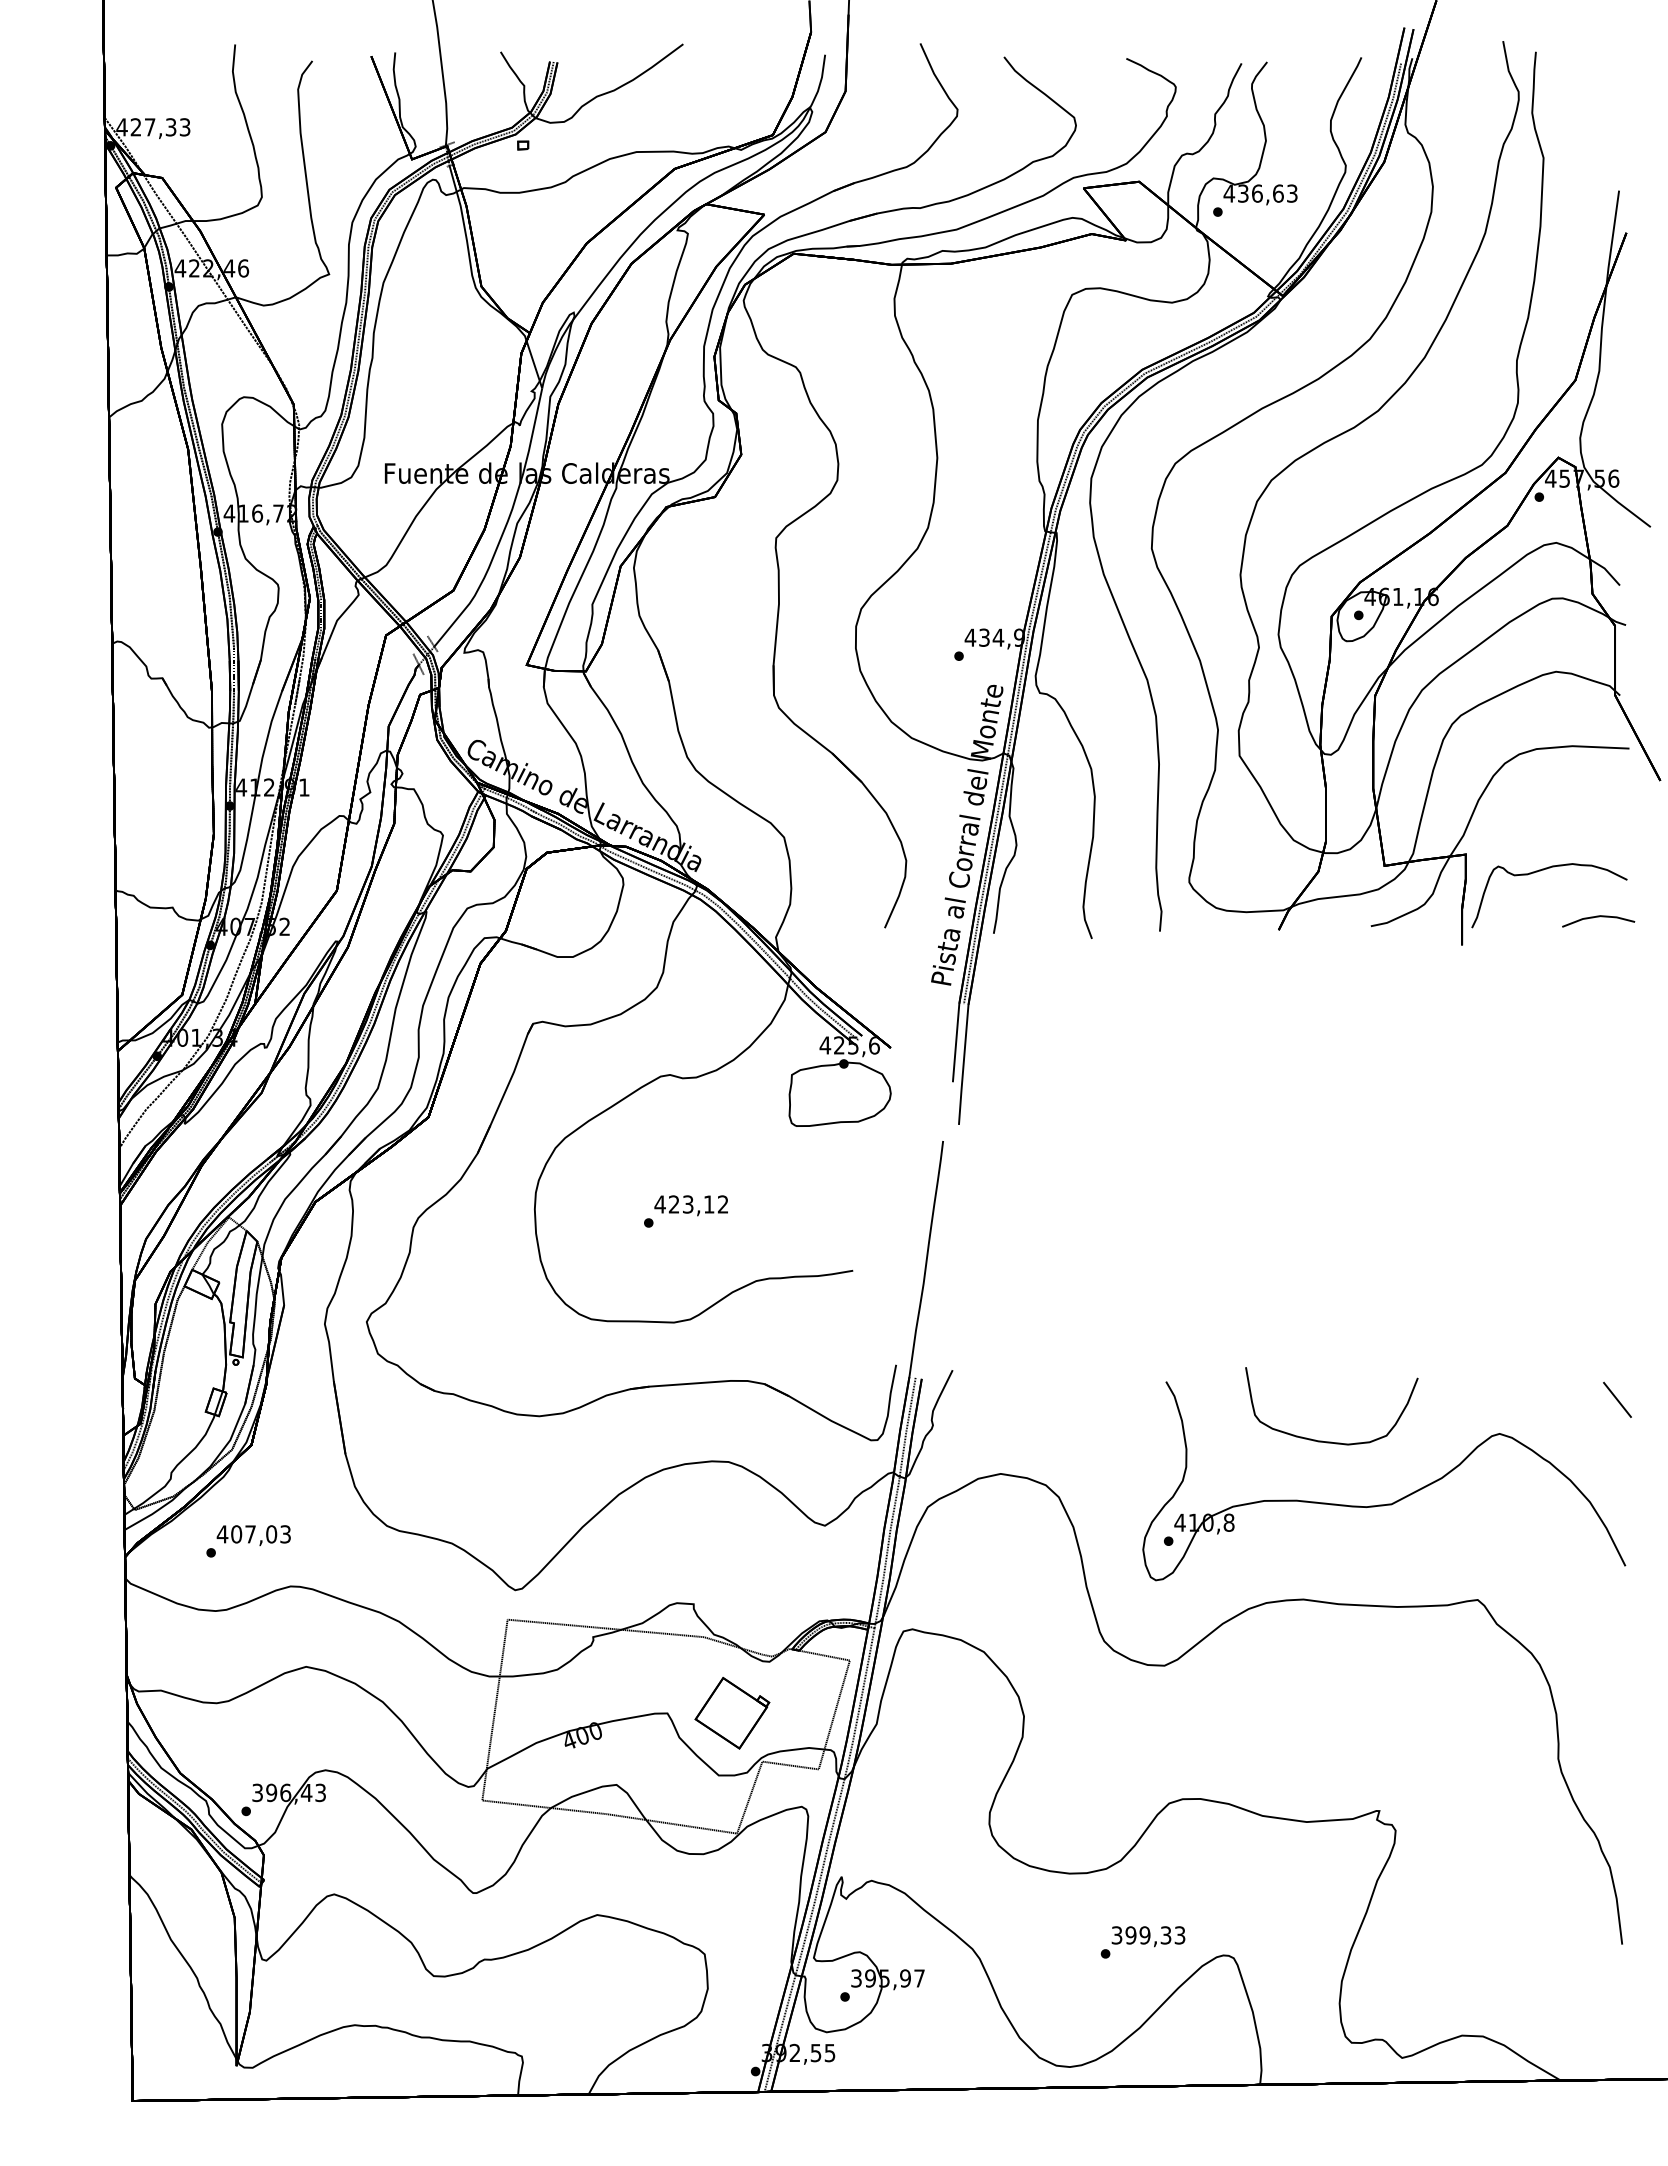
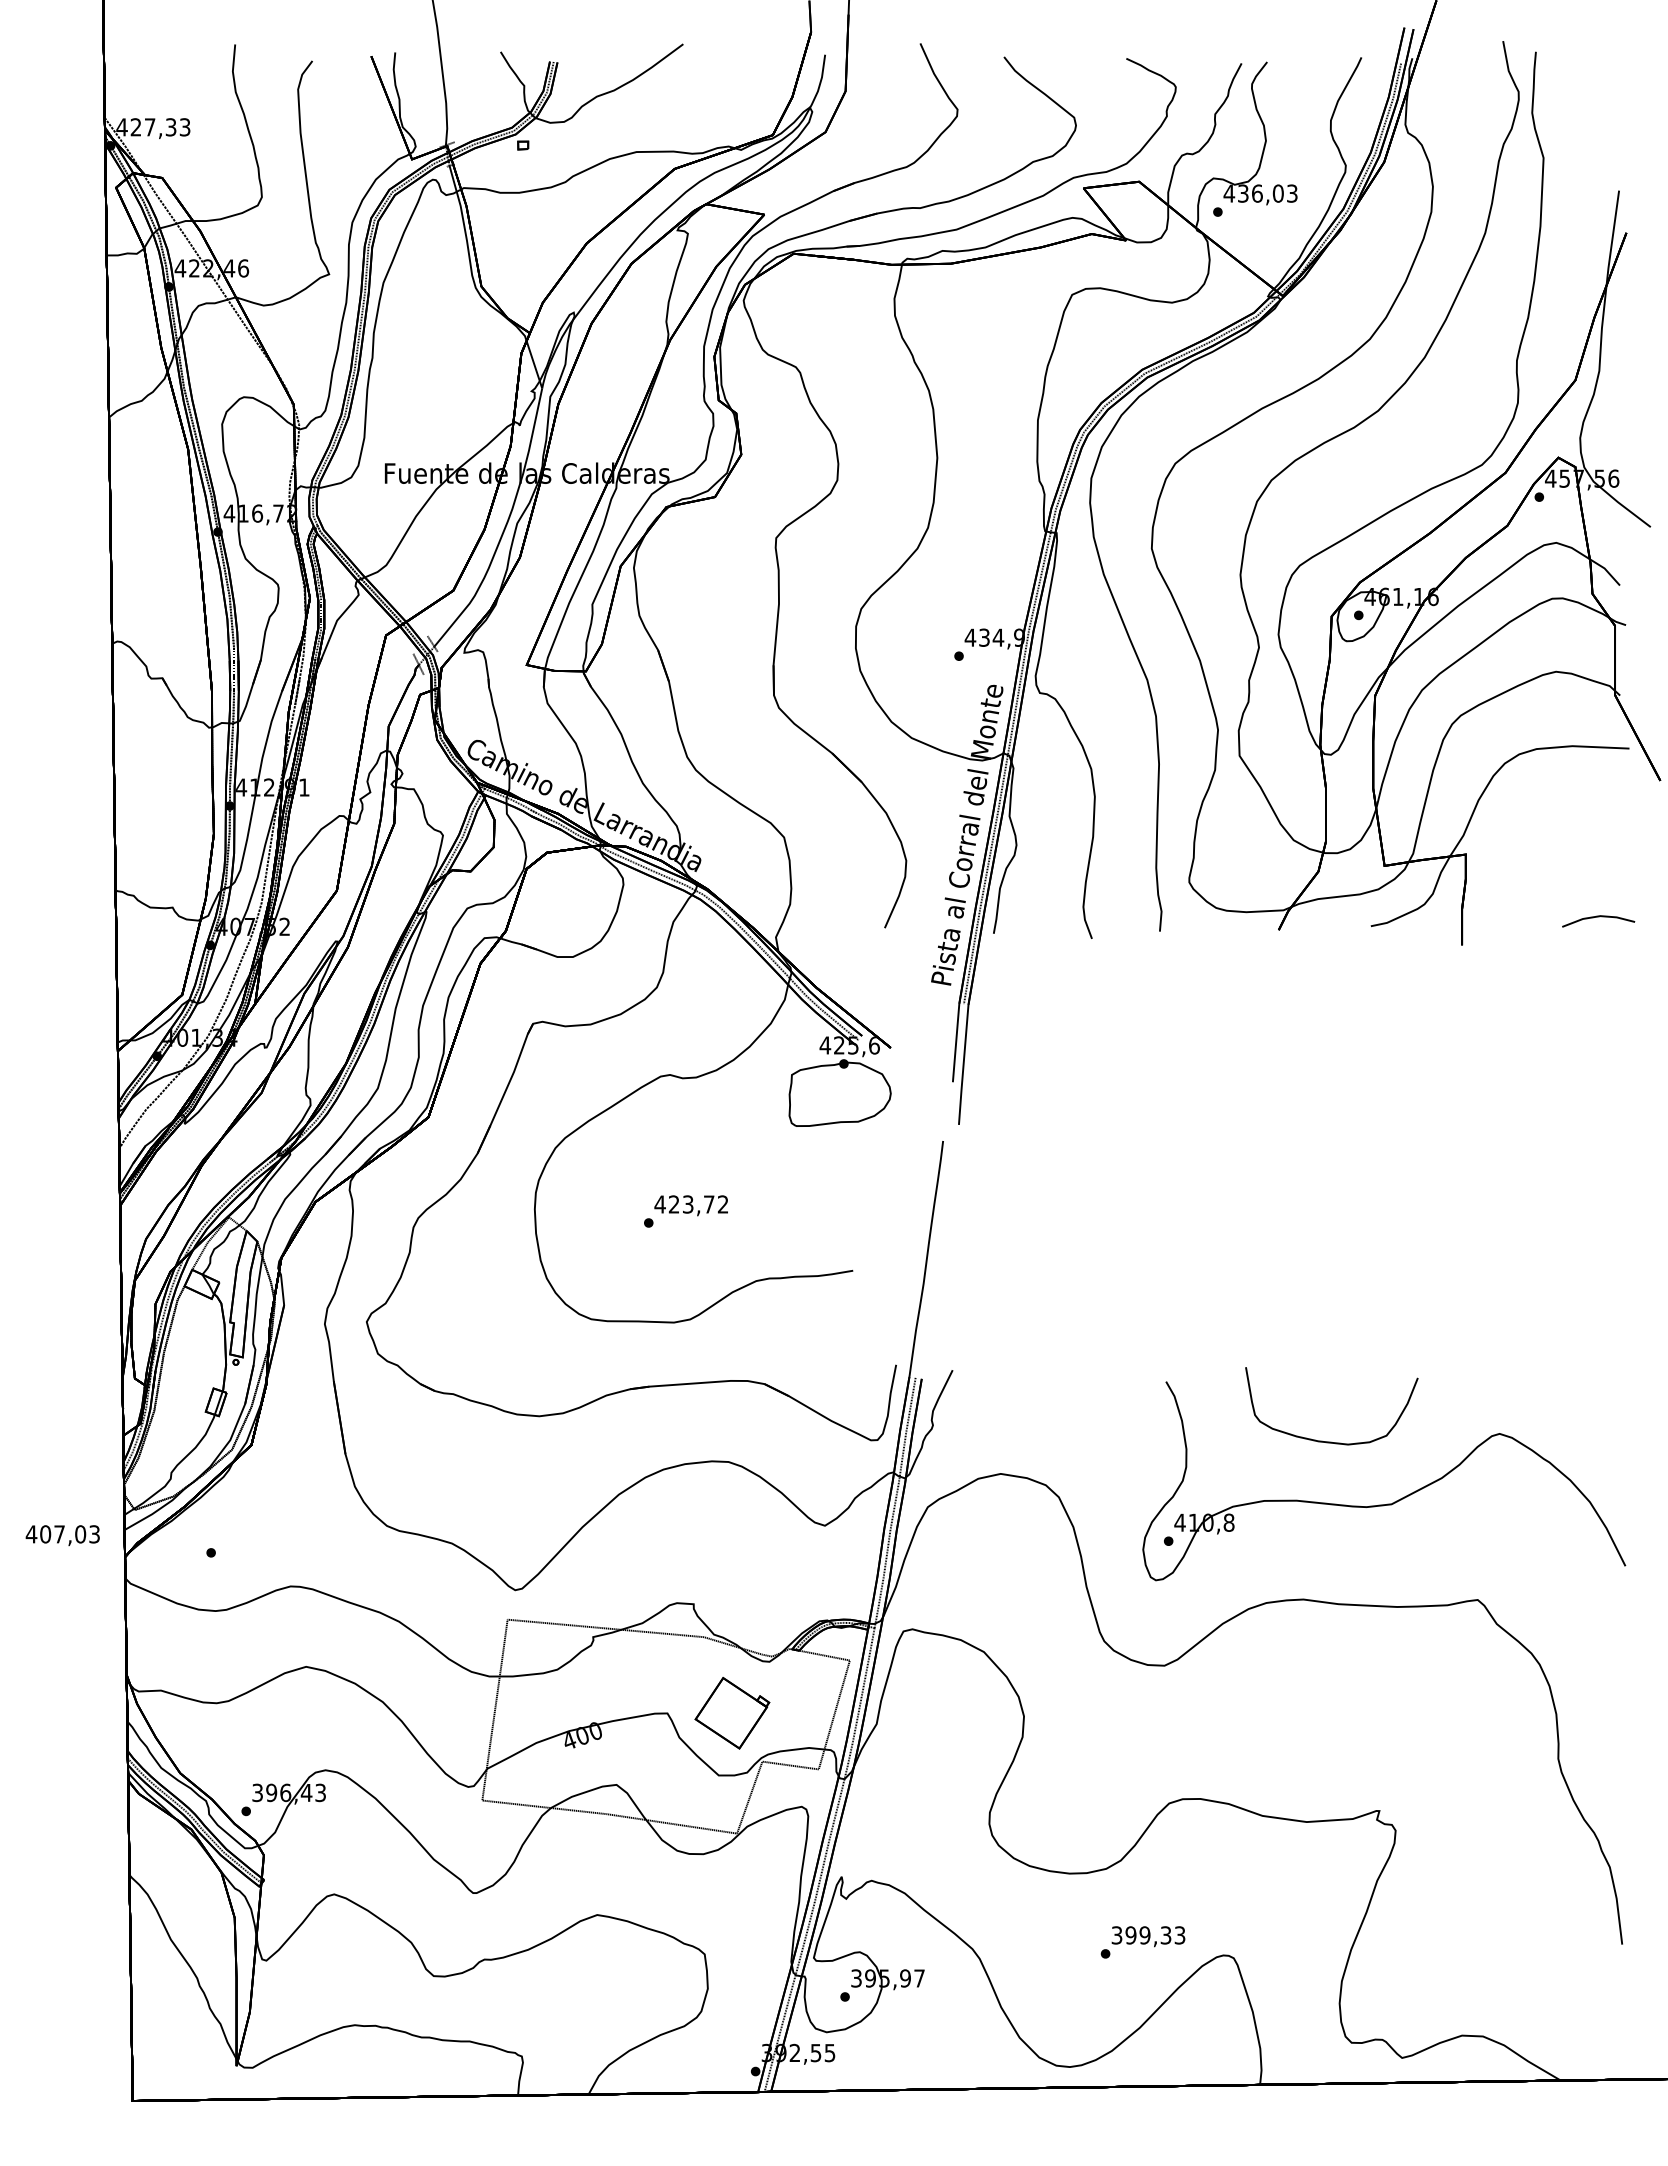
text: 436,63 -> 436,03 (1278, 193)
curve: present -> none (1540, 871)
text: 423,12 -> 423,72 (709, 1204)
line: present -> none (1617, 1399)
text position: (253, 1535) -> (62, 1535) (62, 1535)
